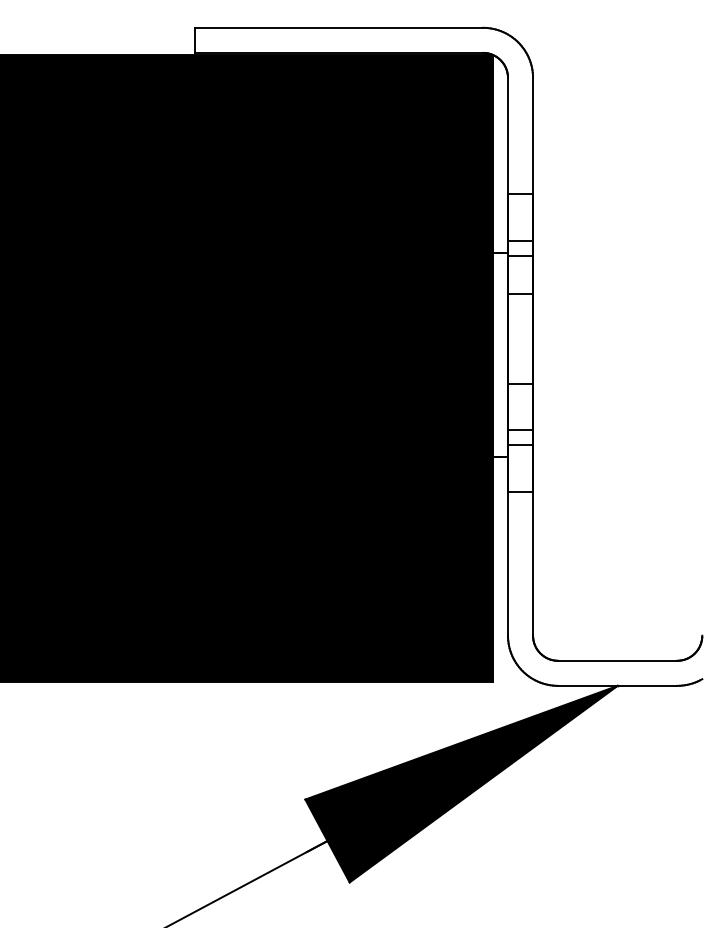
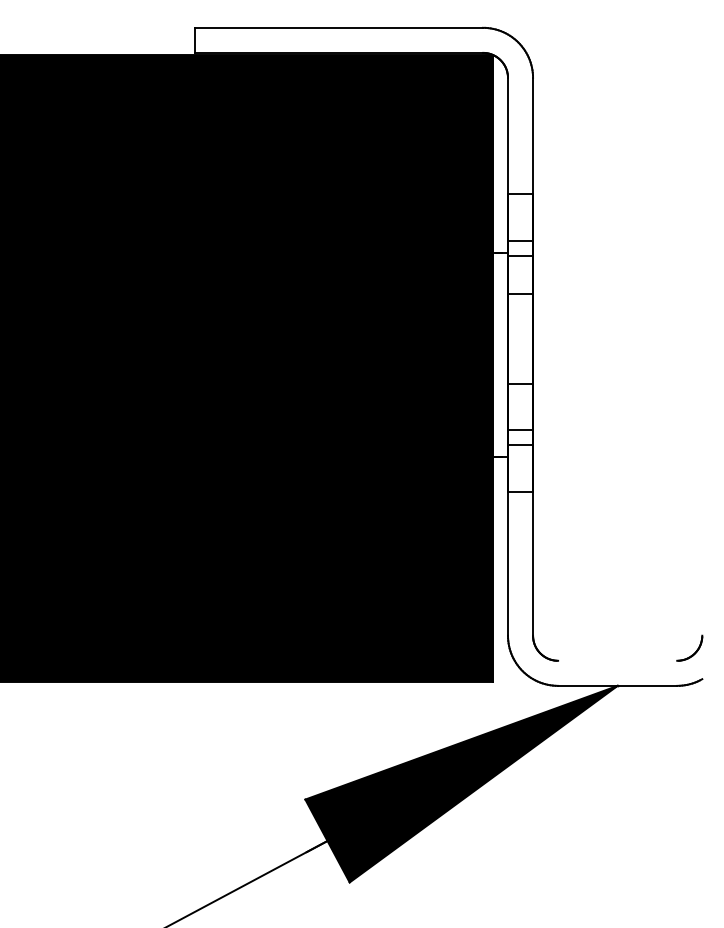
line: present -> none (617, 660)
